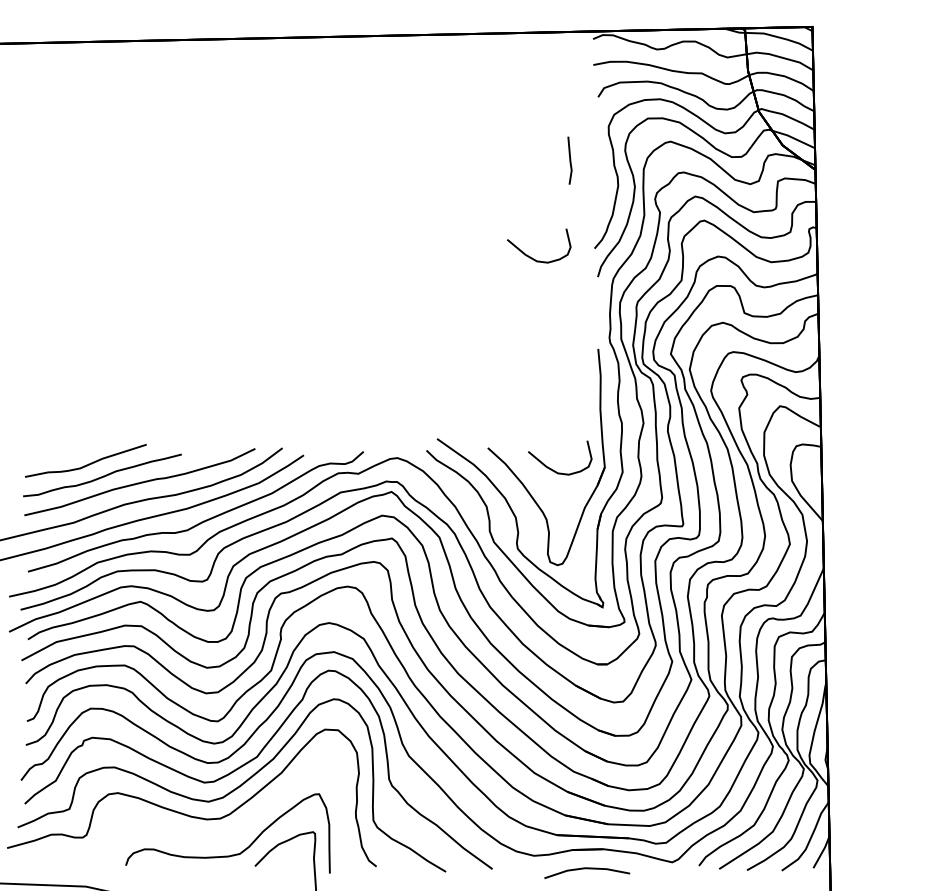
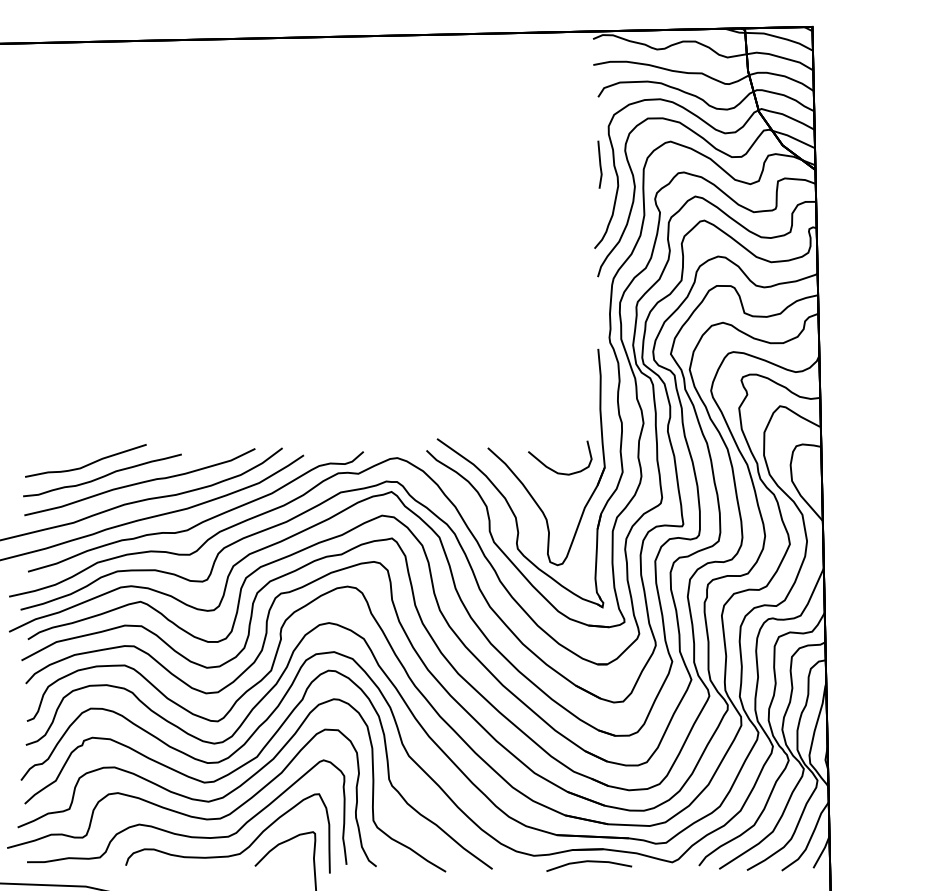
line position: (569, 160) -> (599, 164) (599, 164)
curve: present -> none (532, 257)
curve: none -> present (184, 834)
line position: (587, 869) -> (589, 862) (589, 862)
